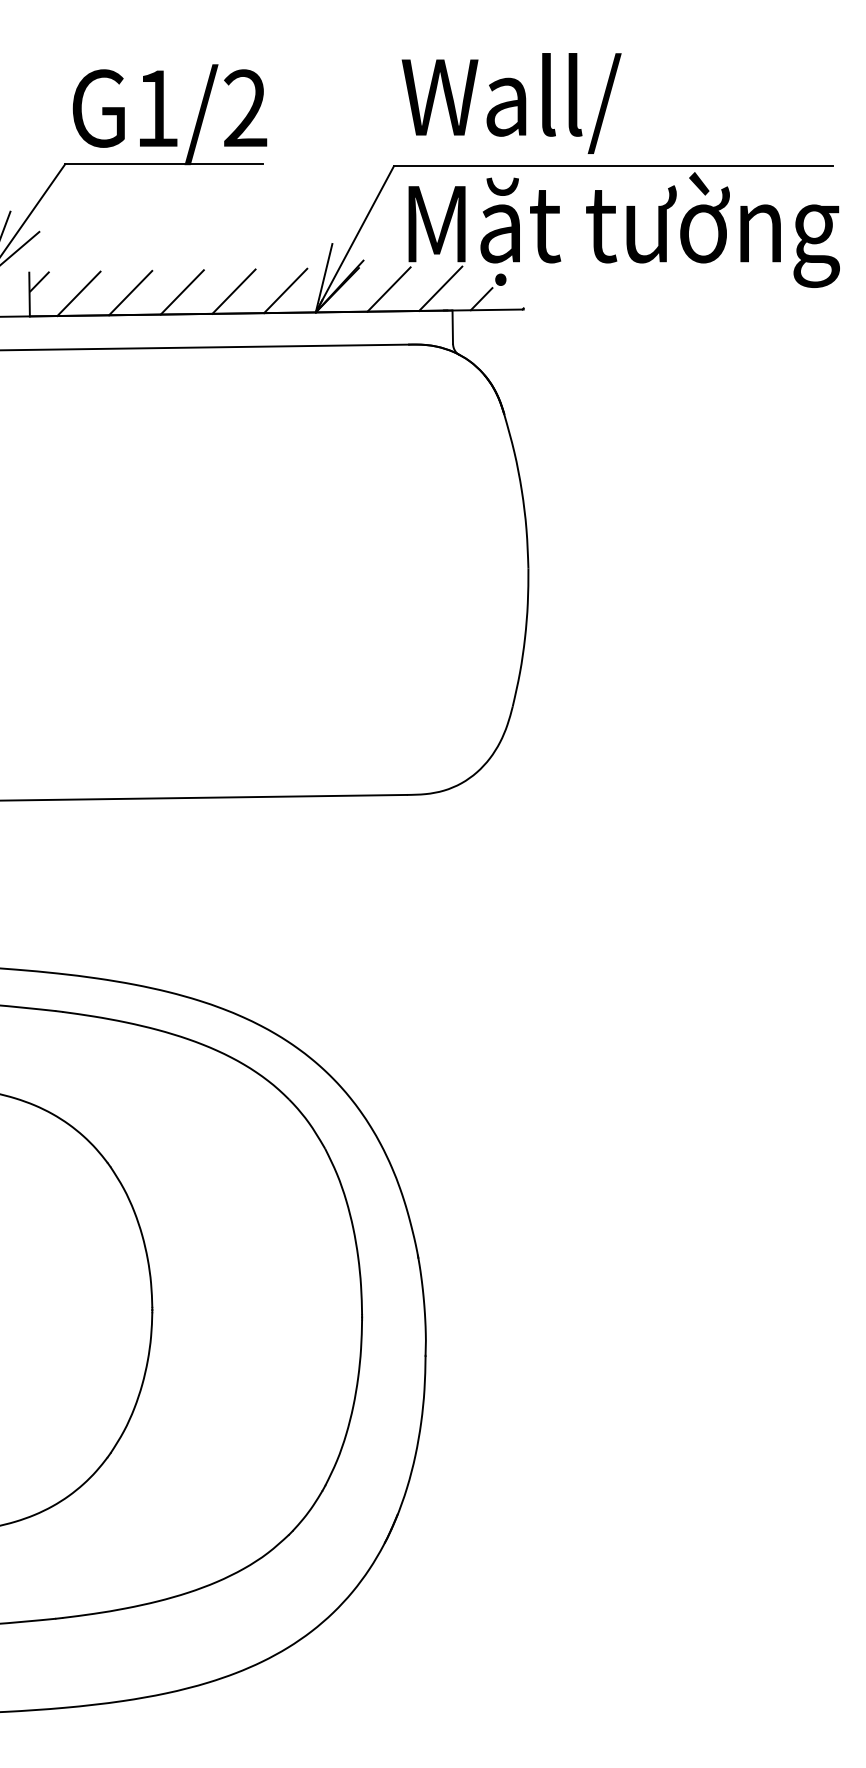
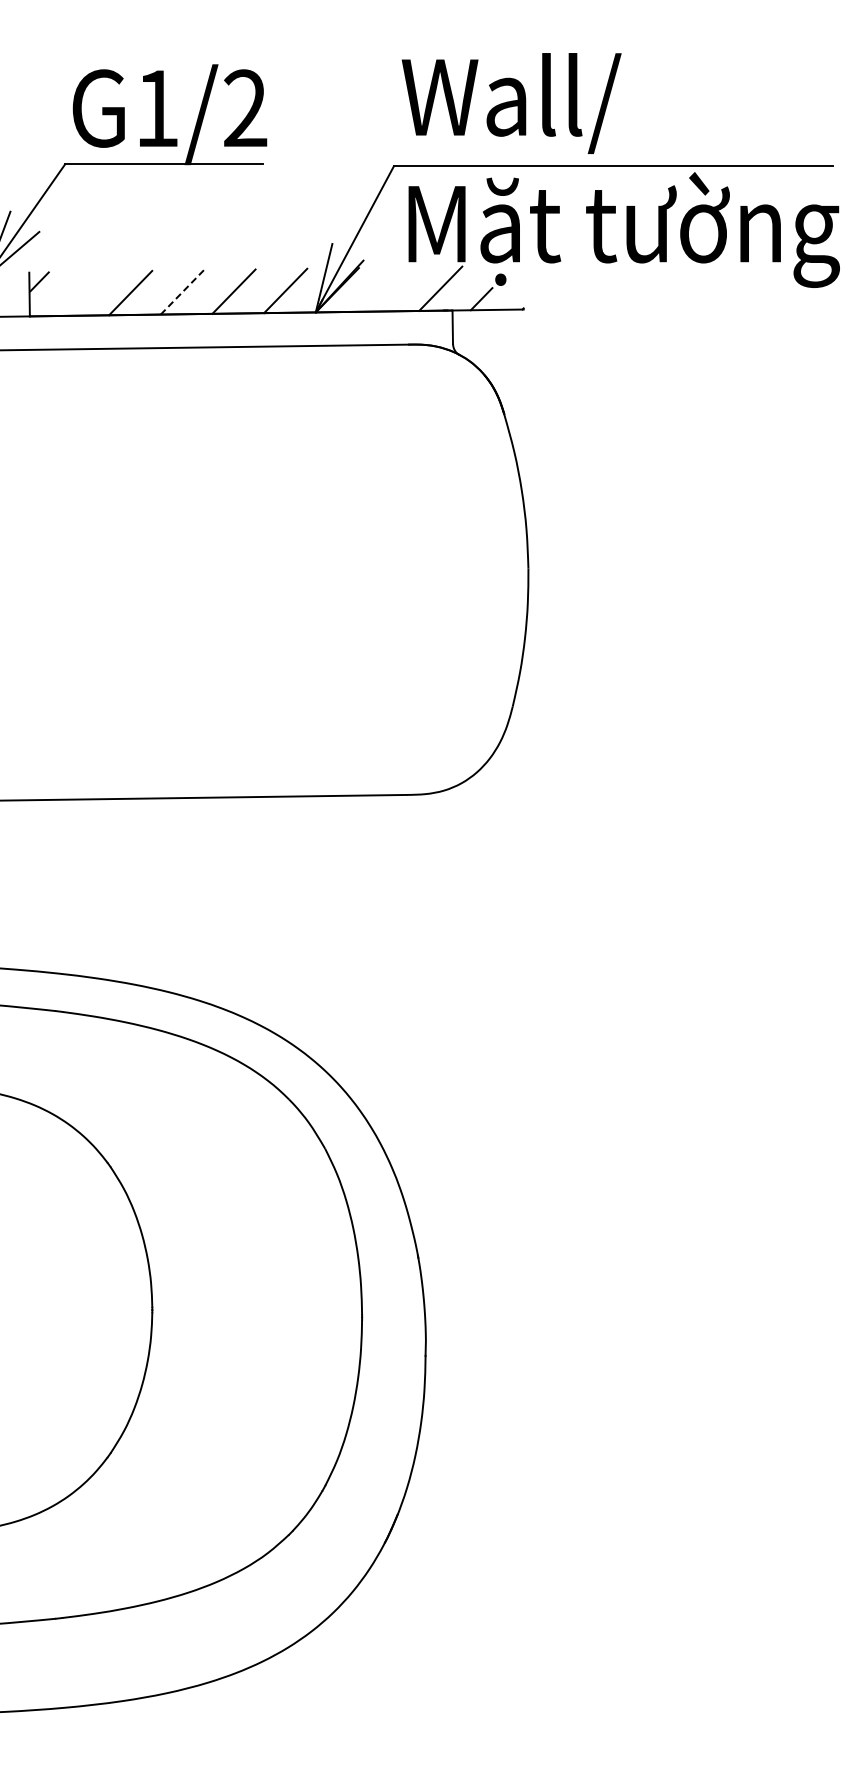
line: present -> none (388, 289)
line: solid -> dashed (182, 292)
line: present -> none (78, 293)
